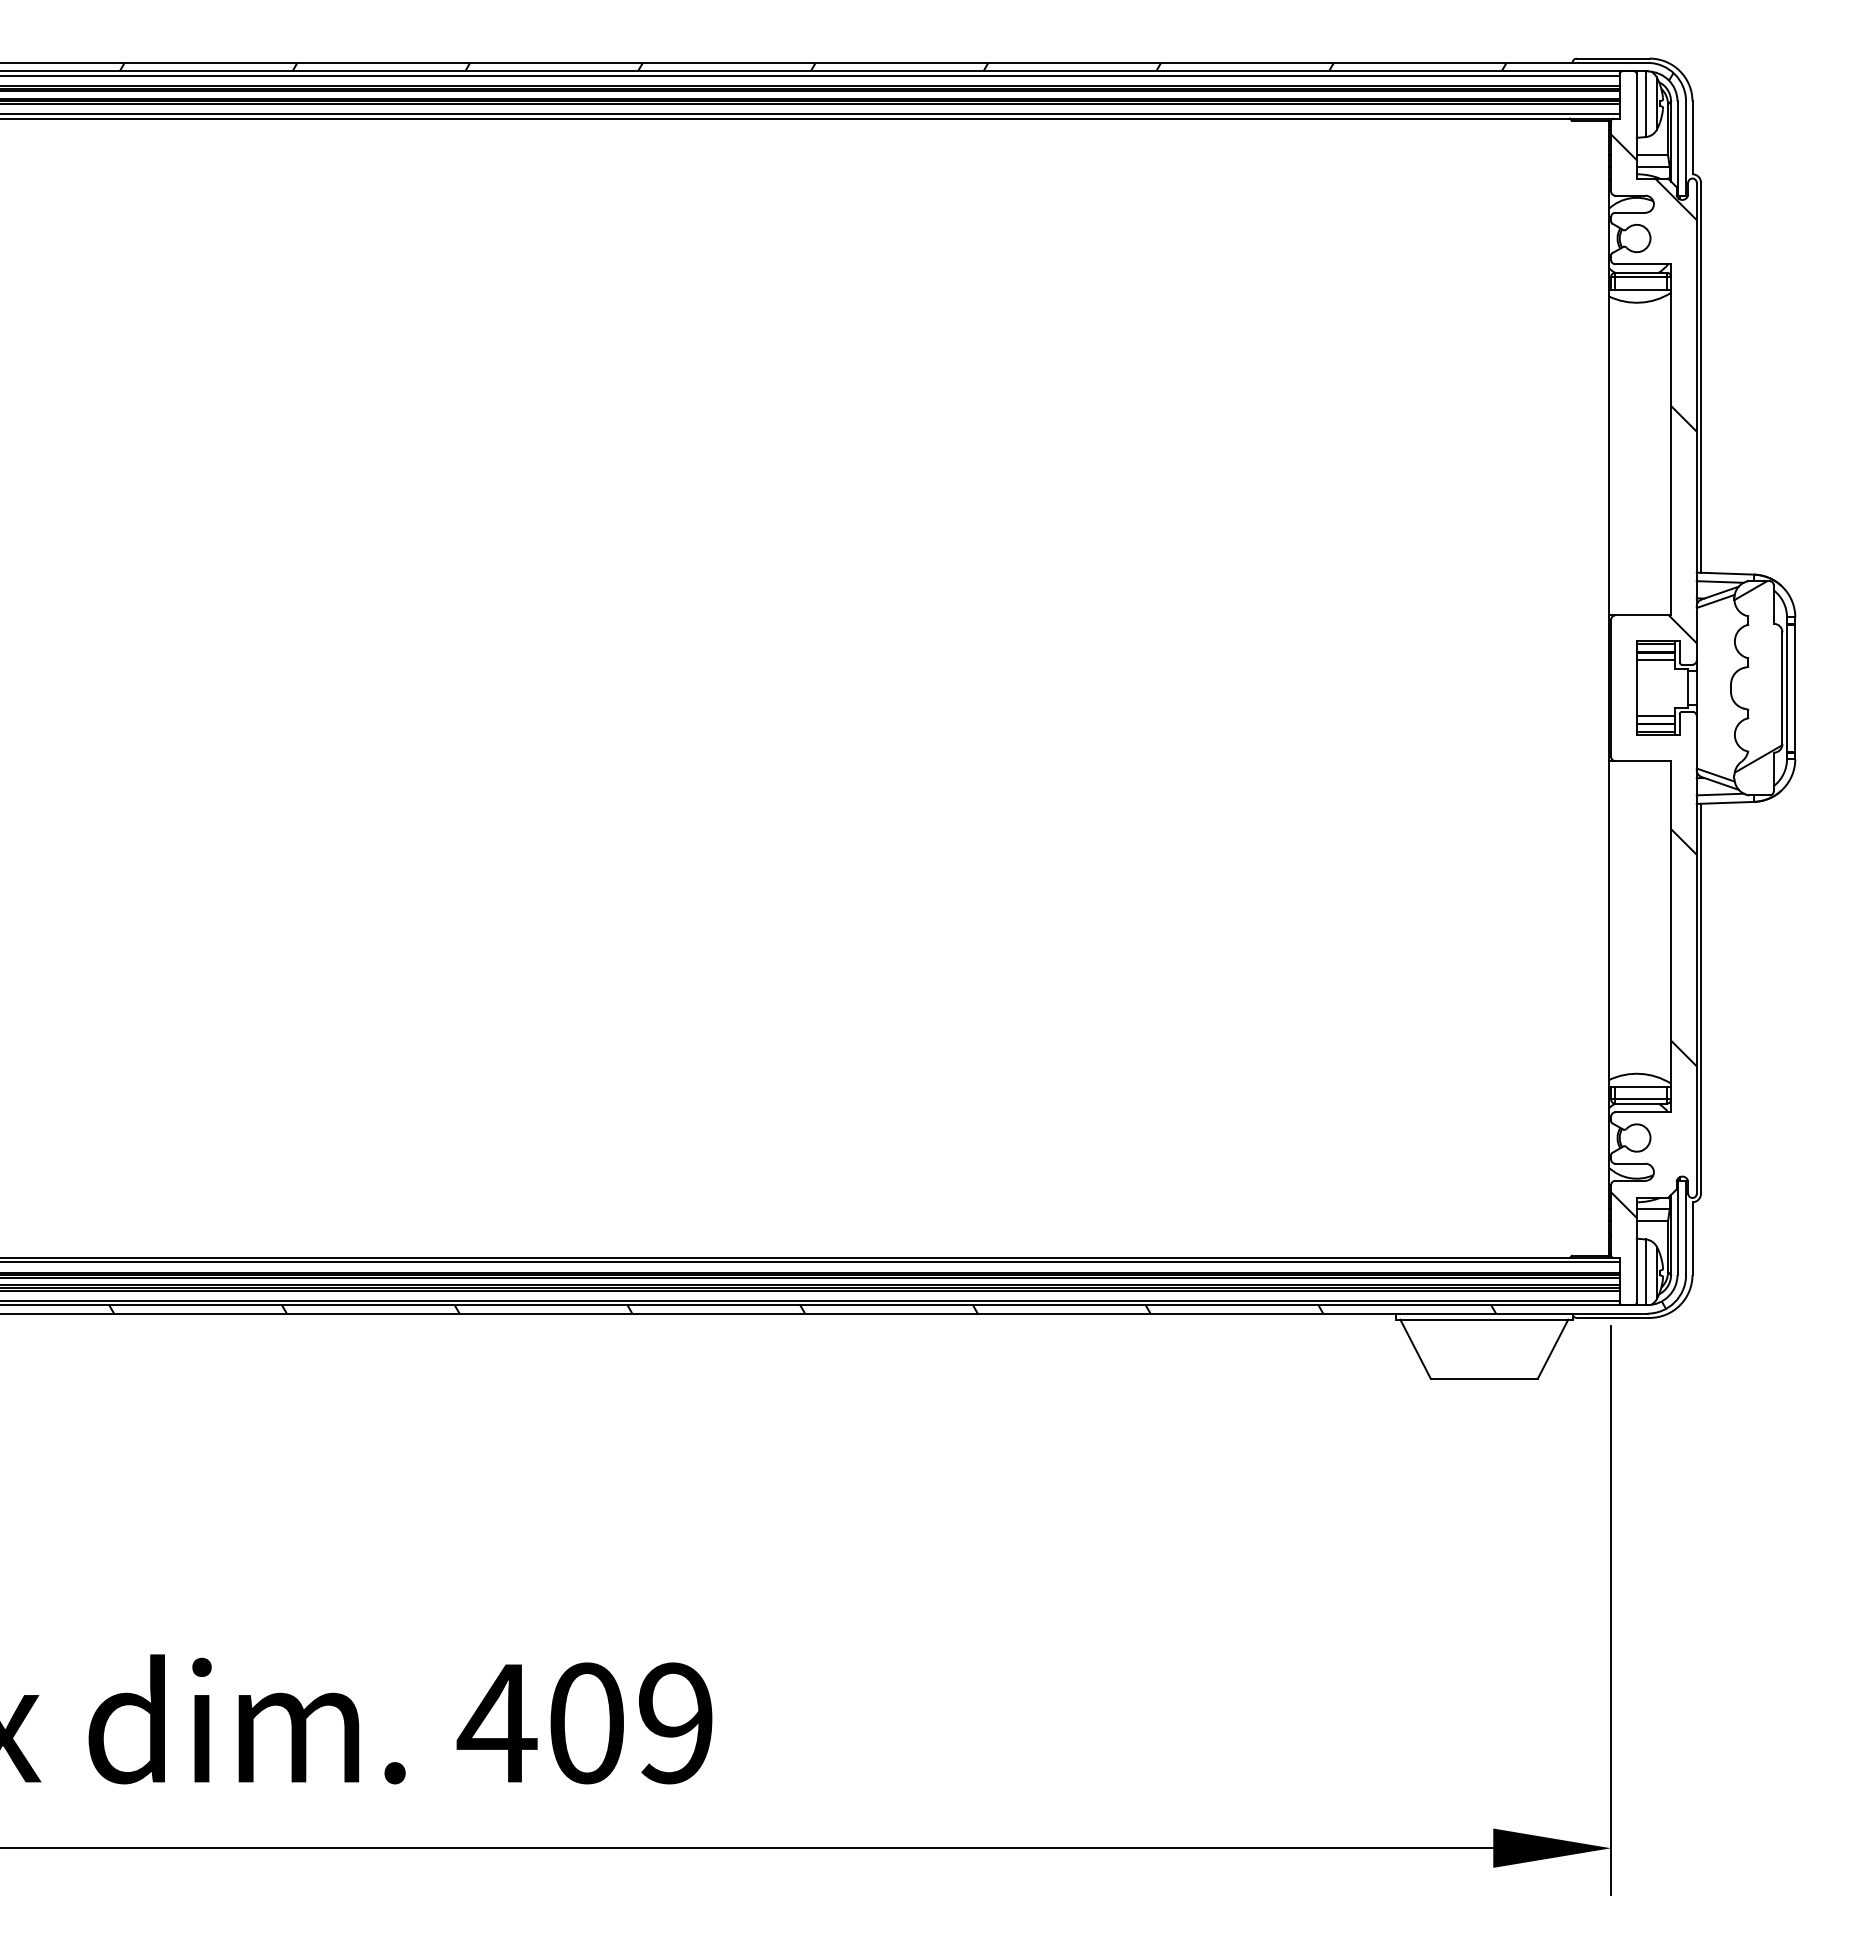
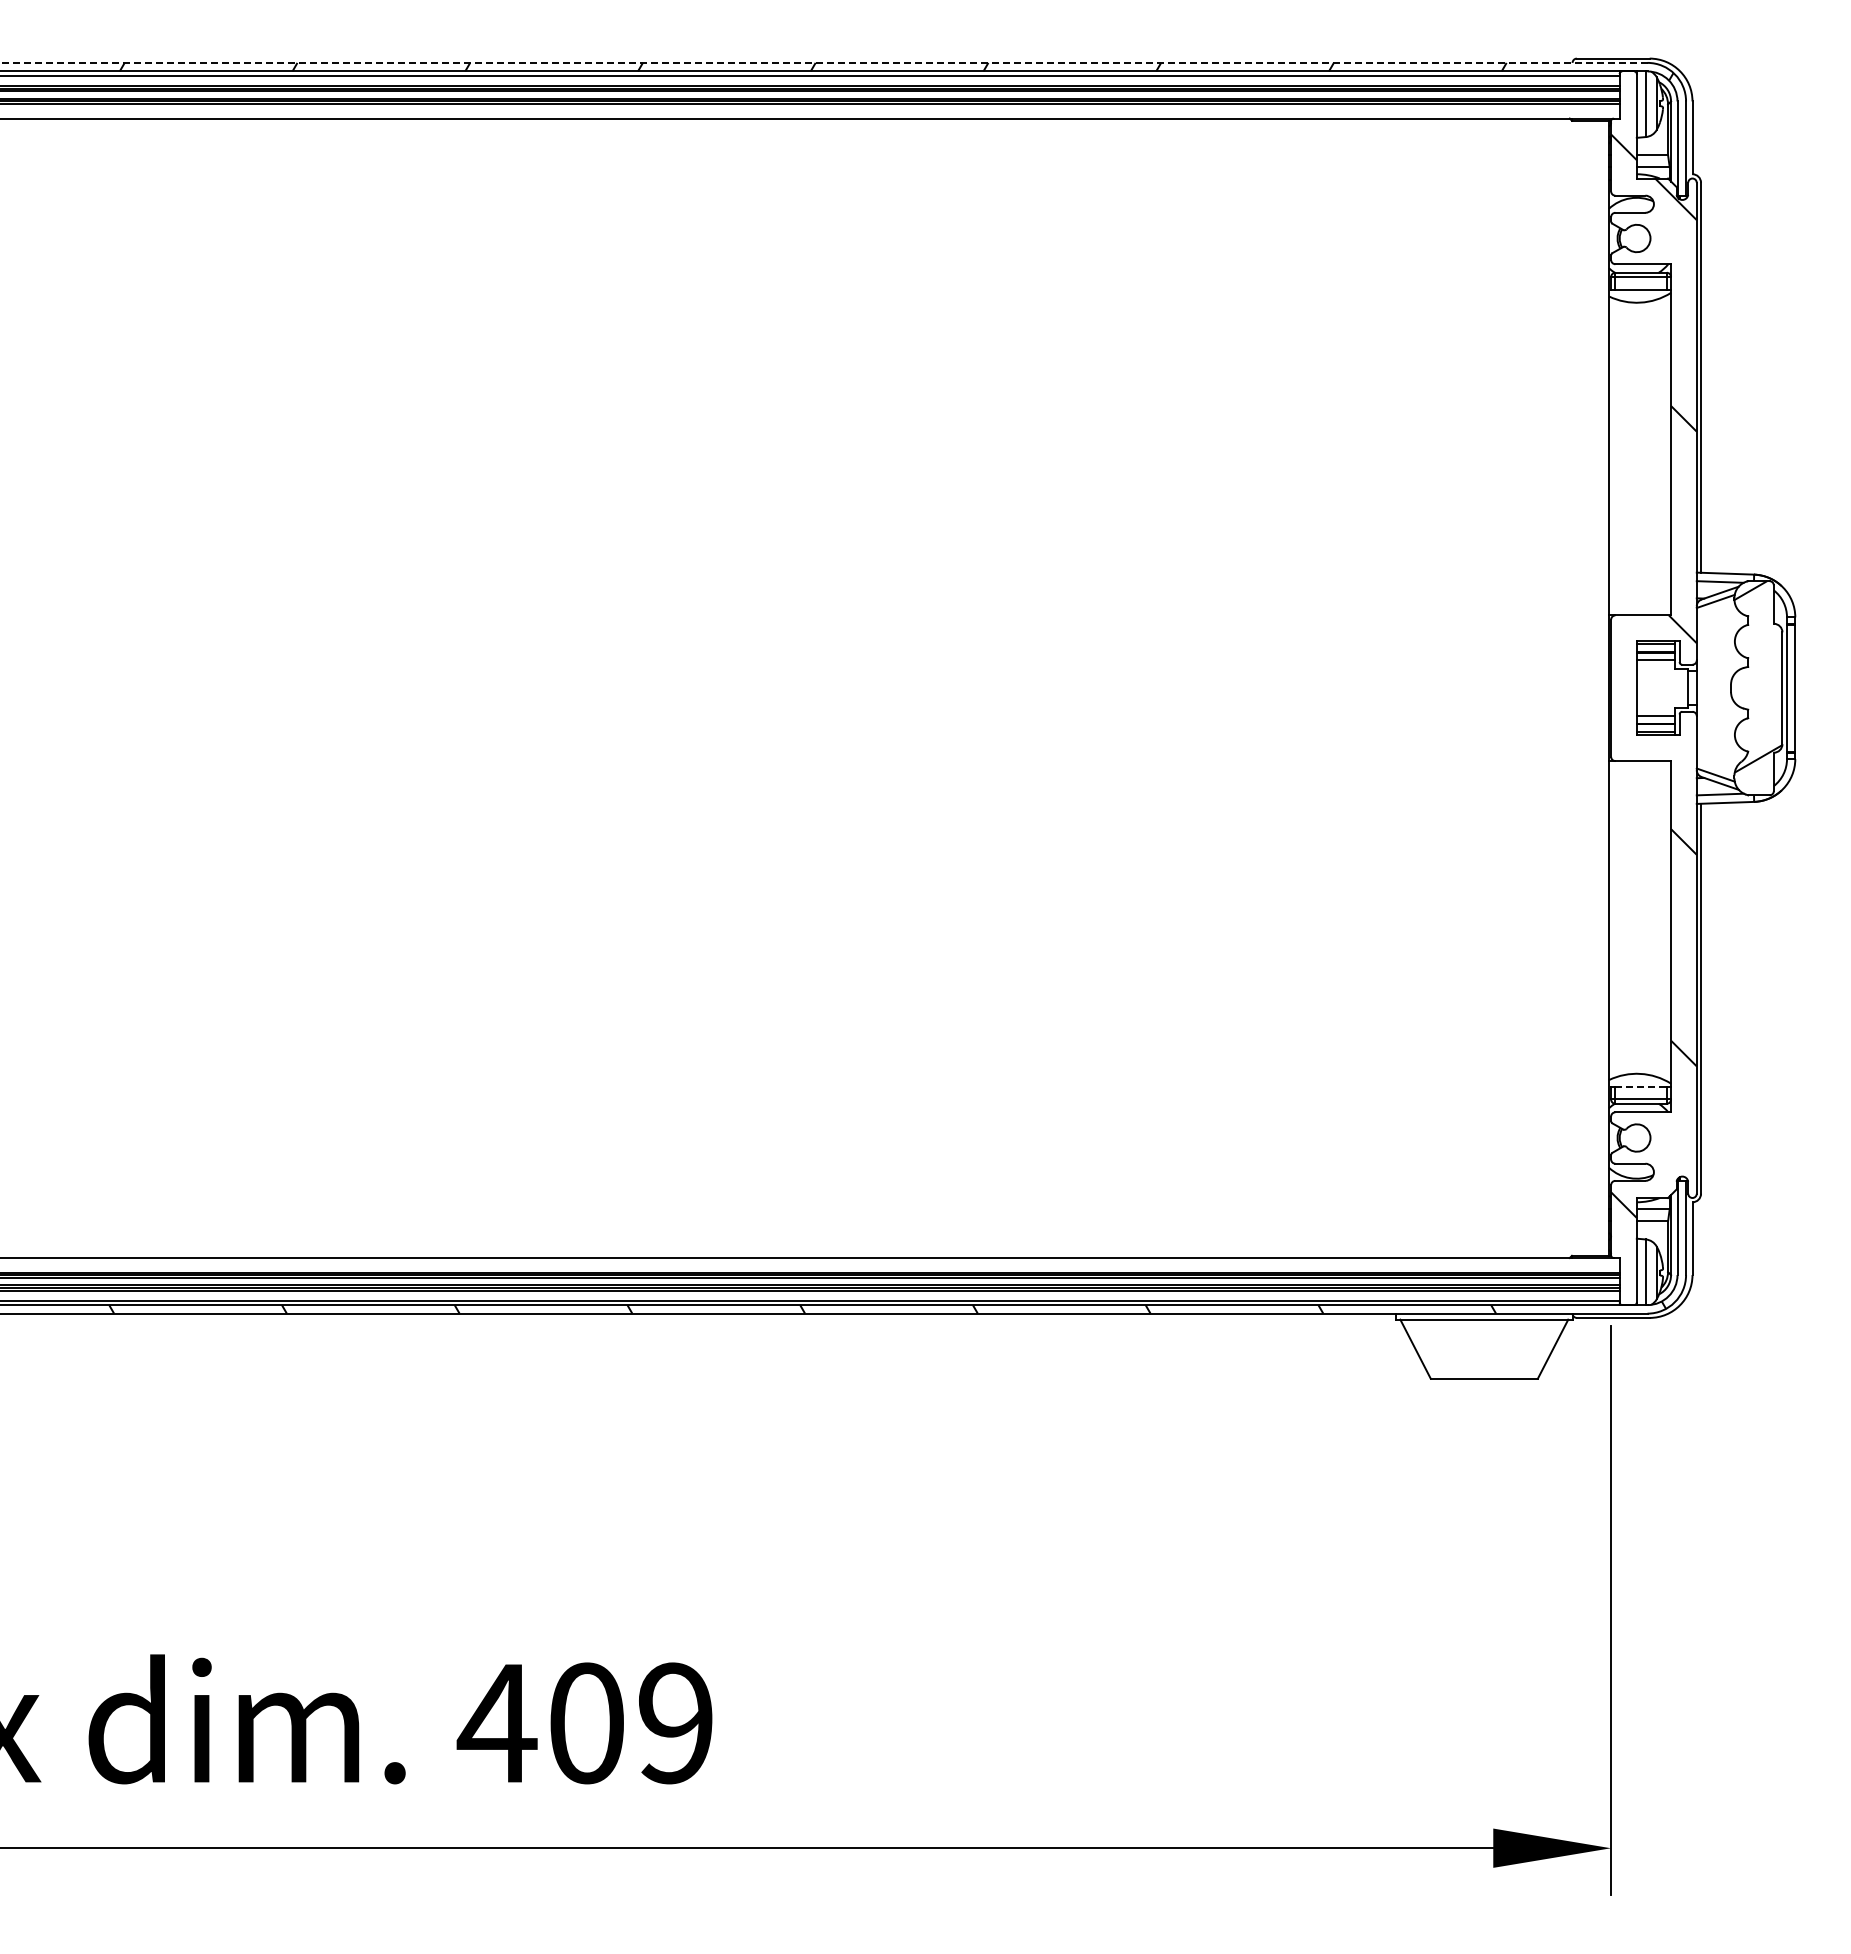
line: solid -> dashed (823, 62)
line: present -> none (810, 114)
line: solid -> dashed (1641, 1086)
line: present -> none (810, 1262)
